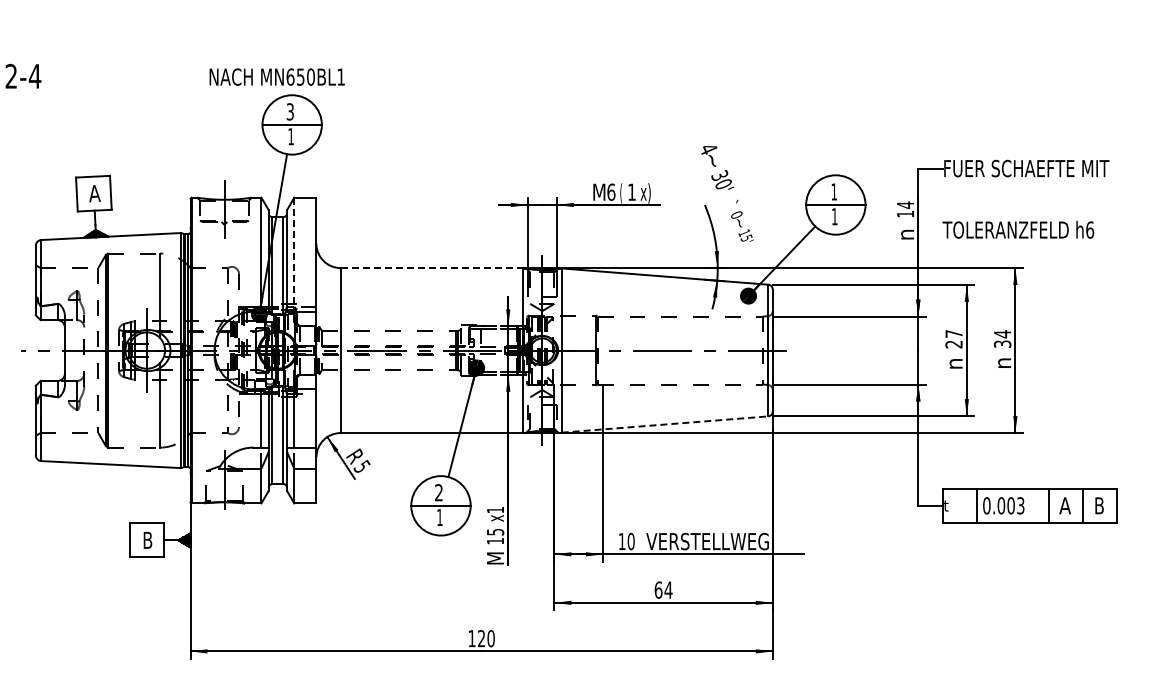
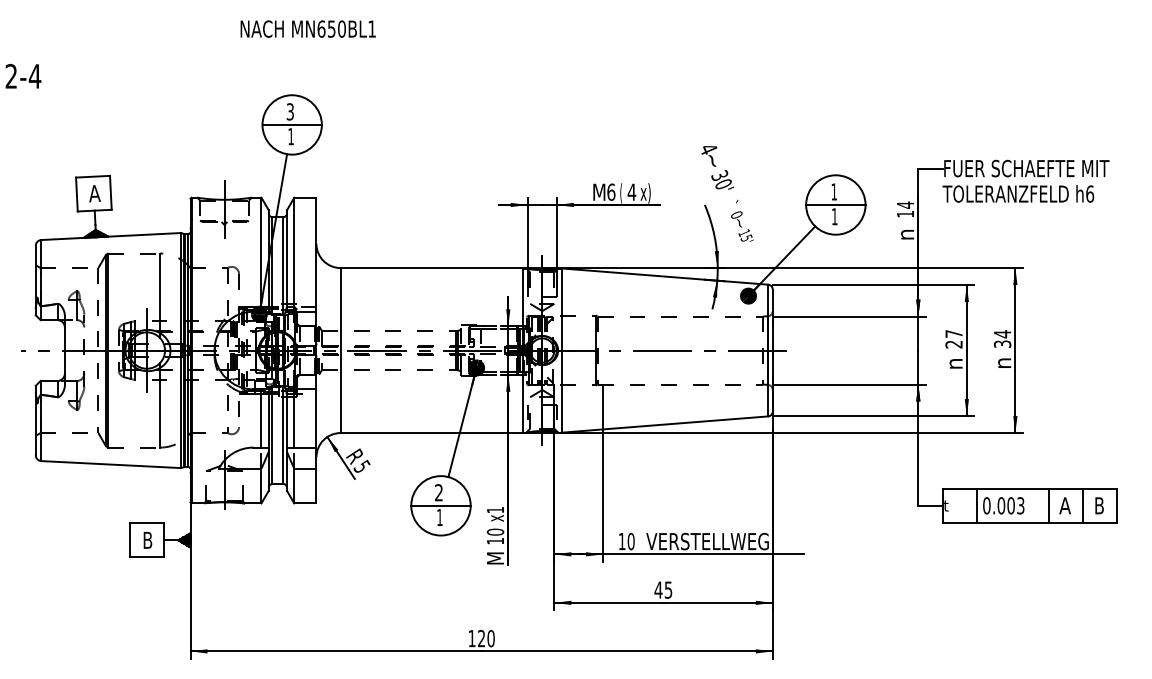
text position: (276, 76) -> (307, 28) (307, 28)
text: 1 -> 4 (631, 191)
text position: (1018, 229) -> (1018, 193) (1018, 193)
line: dashed -> solid (294, 255)
line: dashed -> solid (432, 268)
line: dashed -> solid (665, 424)
text: 15 -> 10 (495, 531)
text: 64 -> 45 (663, 589)
